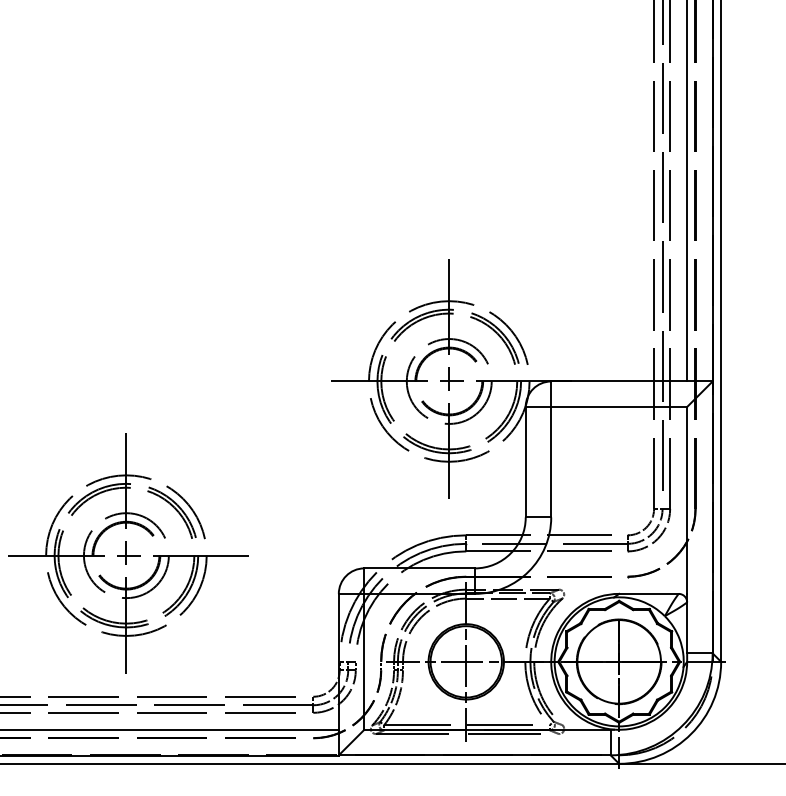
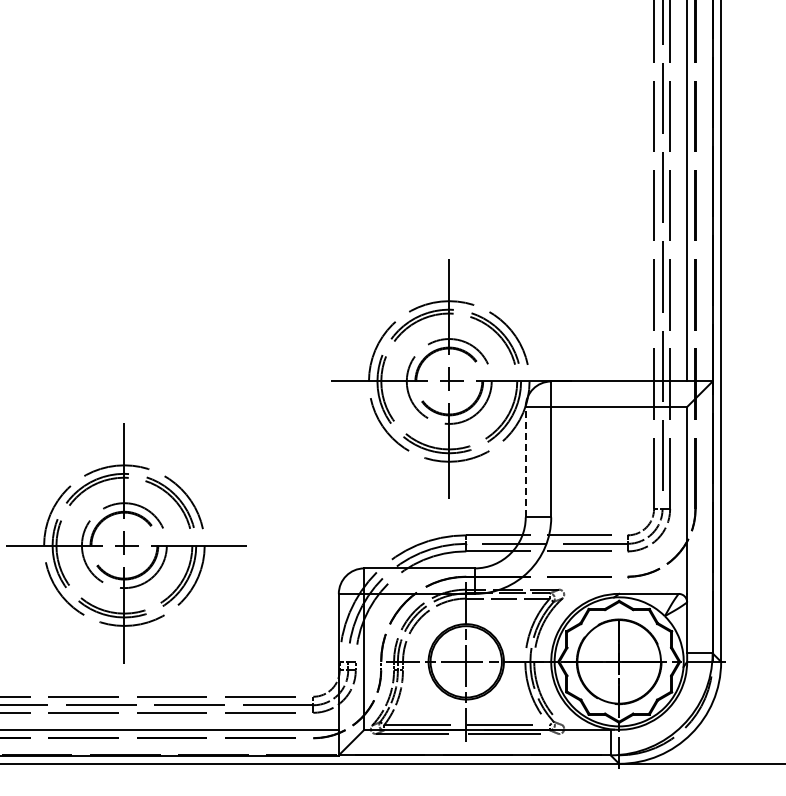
line: solid -> dashed (525, 461)
part position: (128, 553) -> (126, 543) (126, 543)
